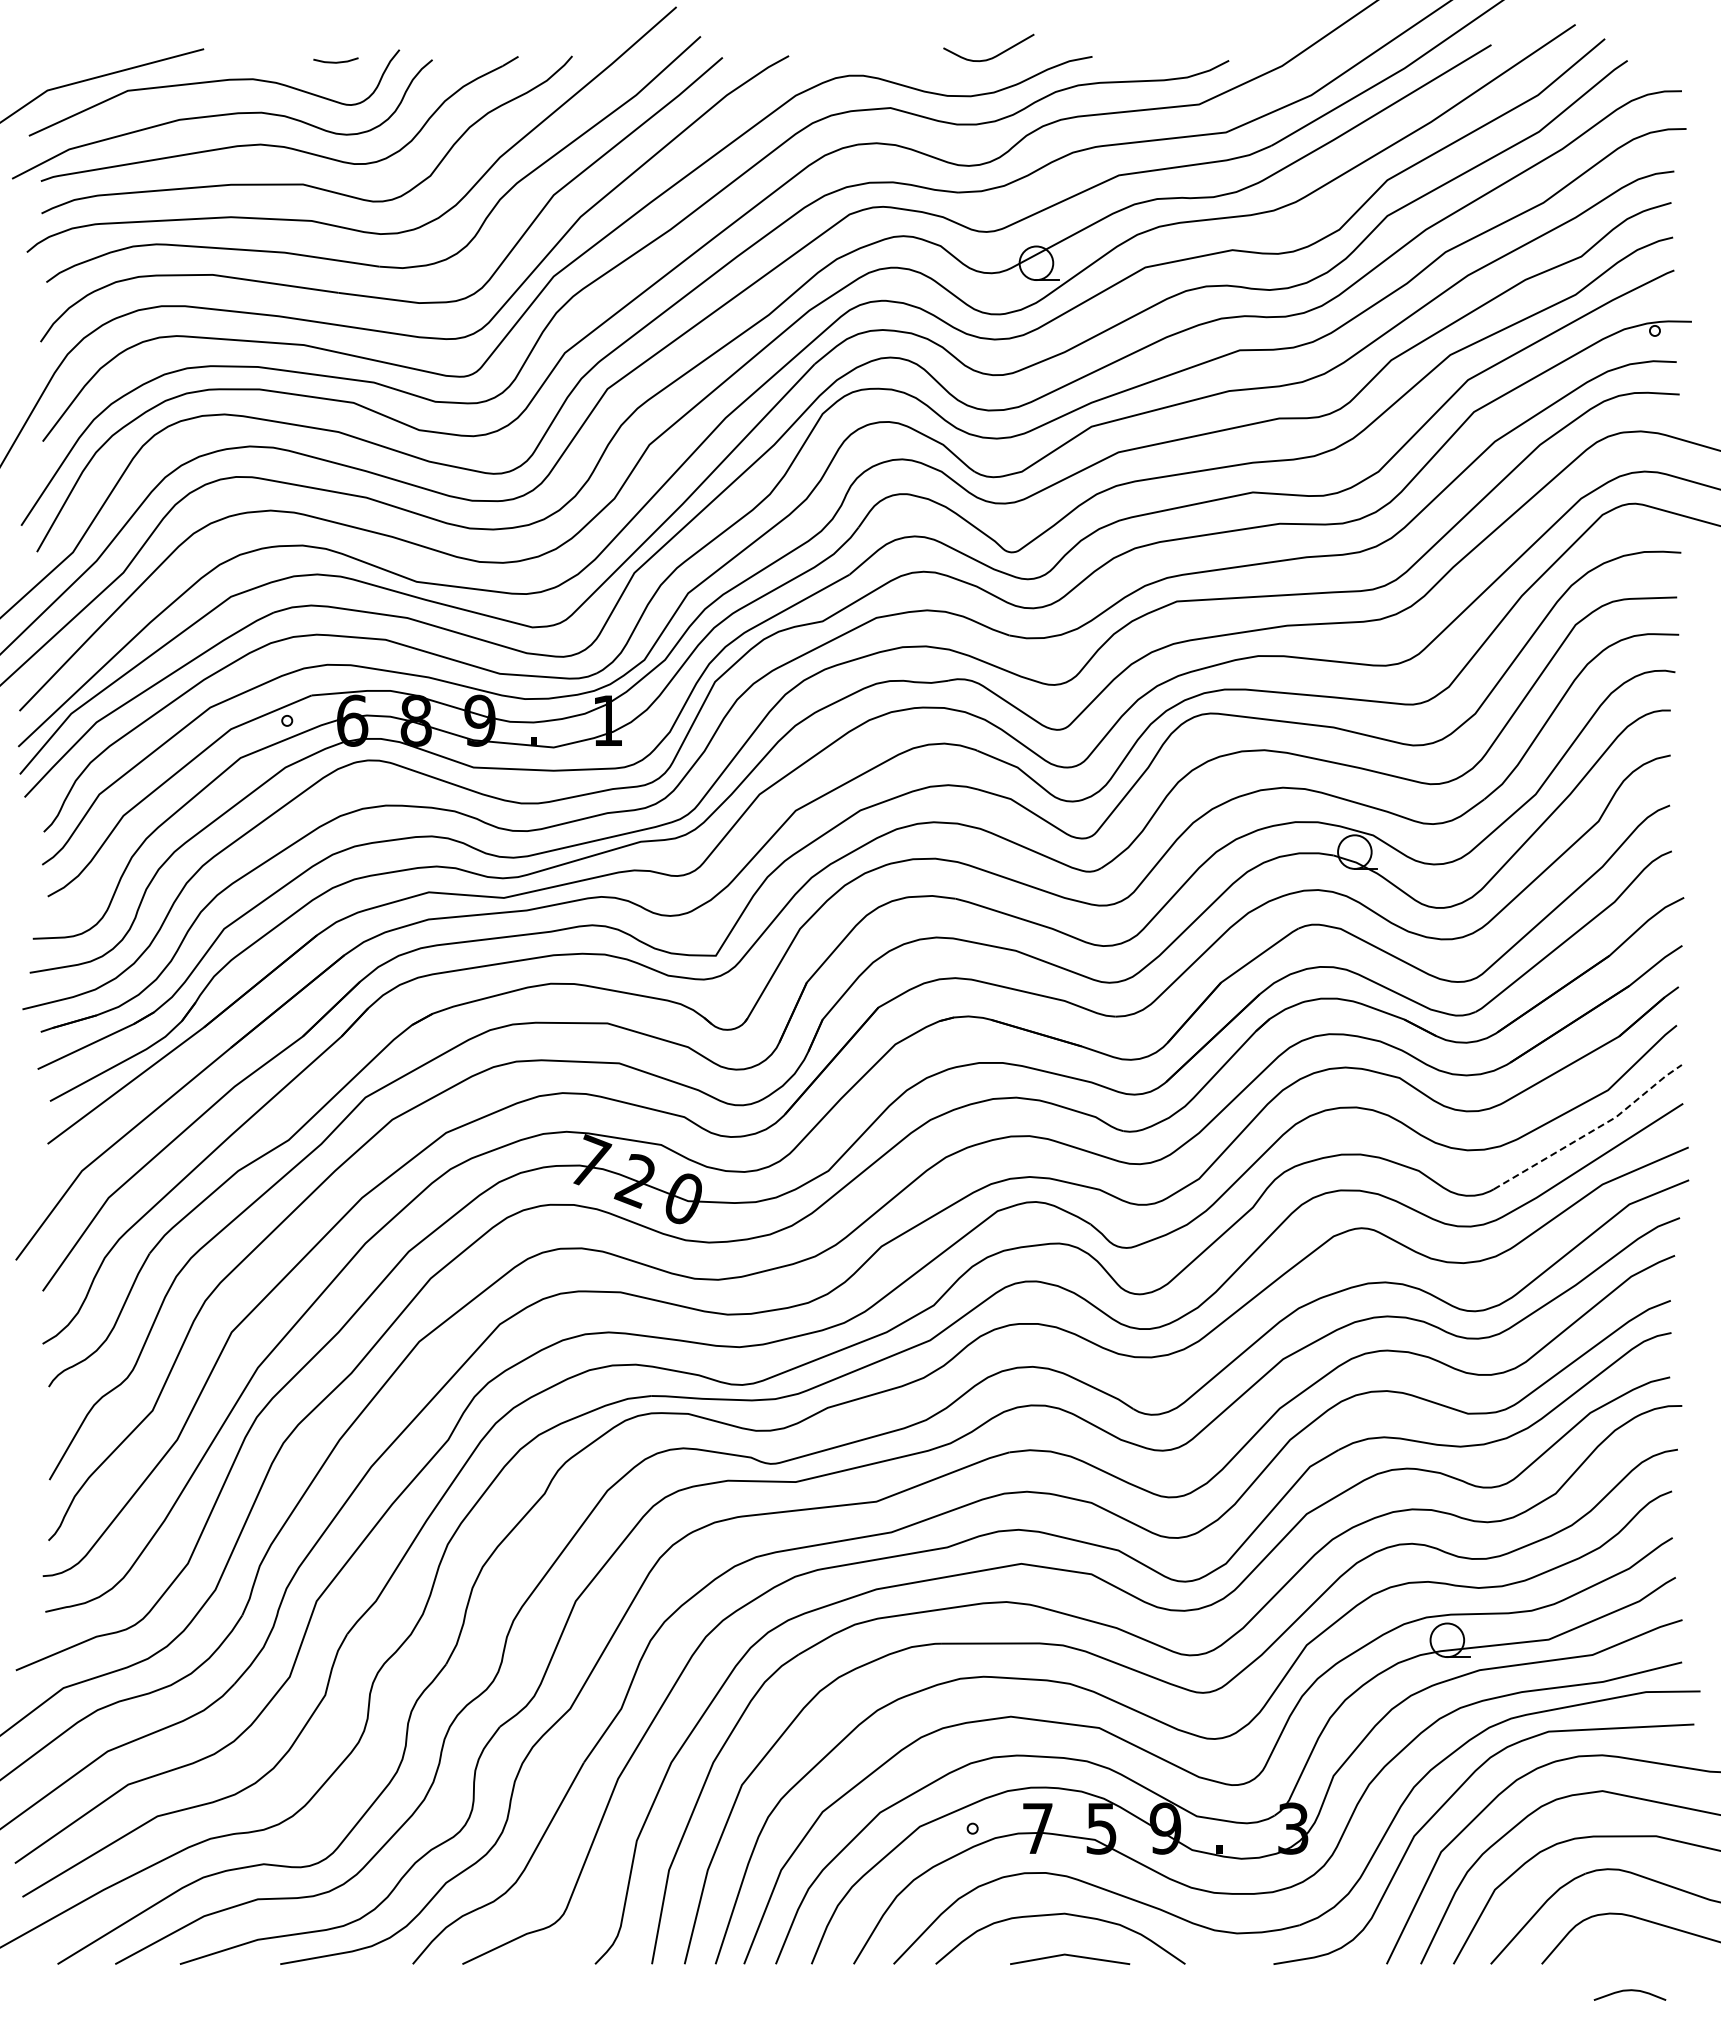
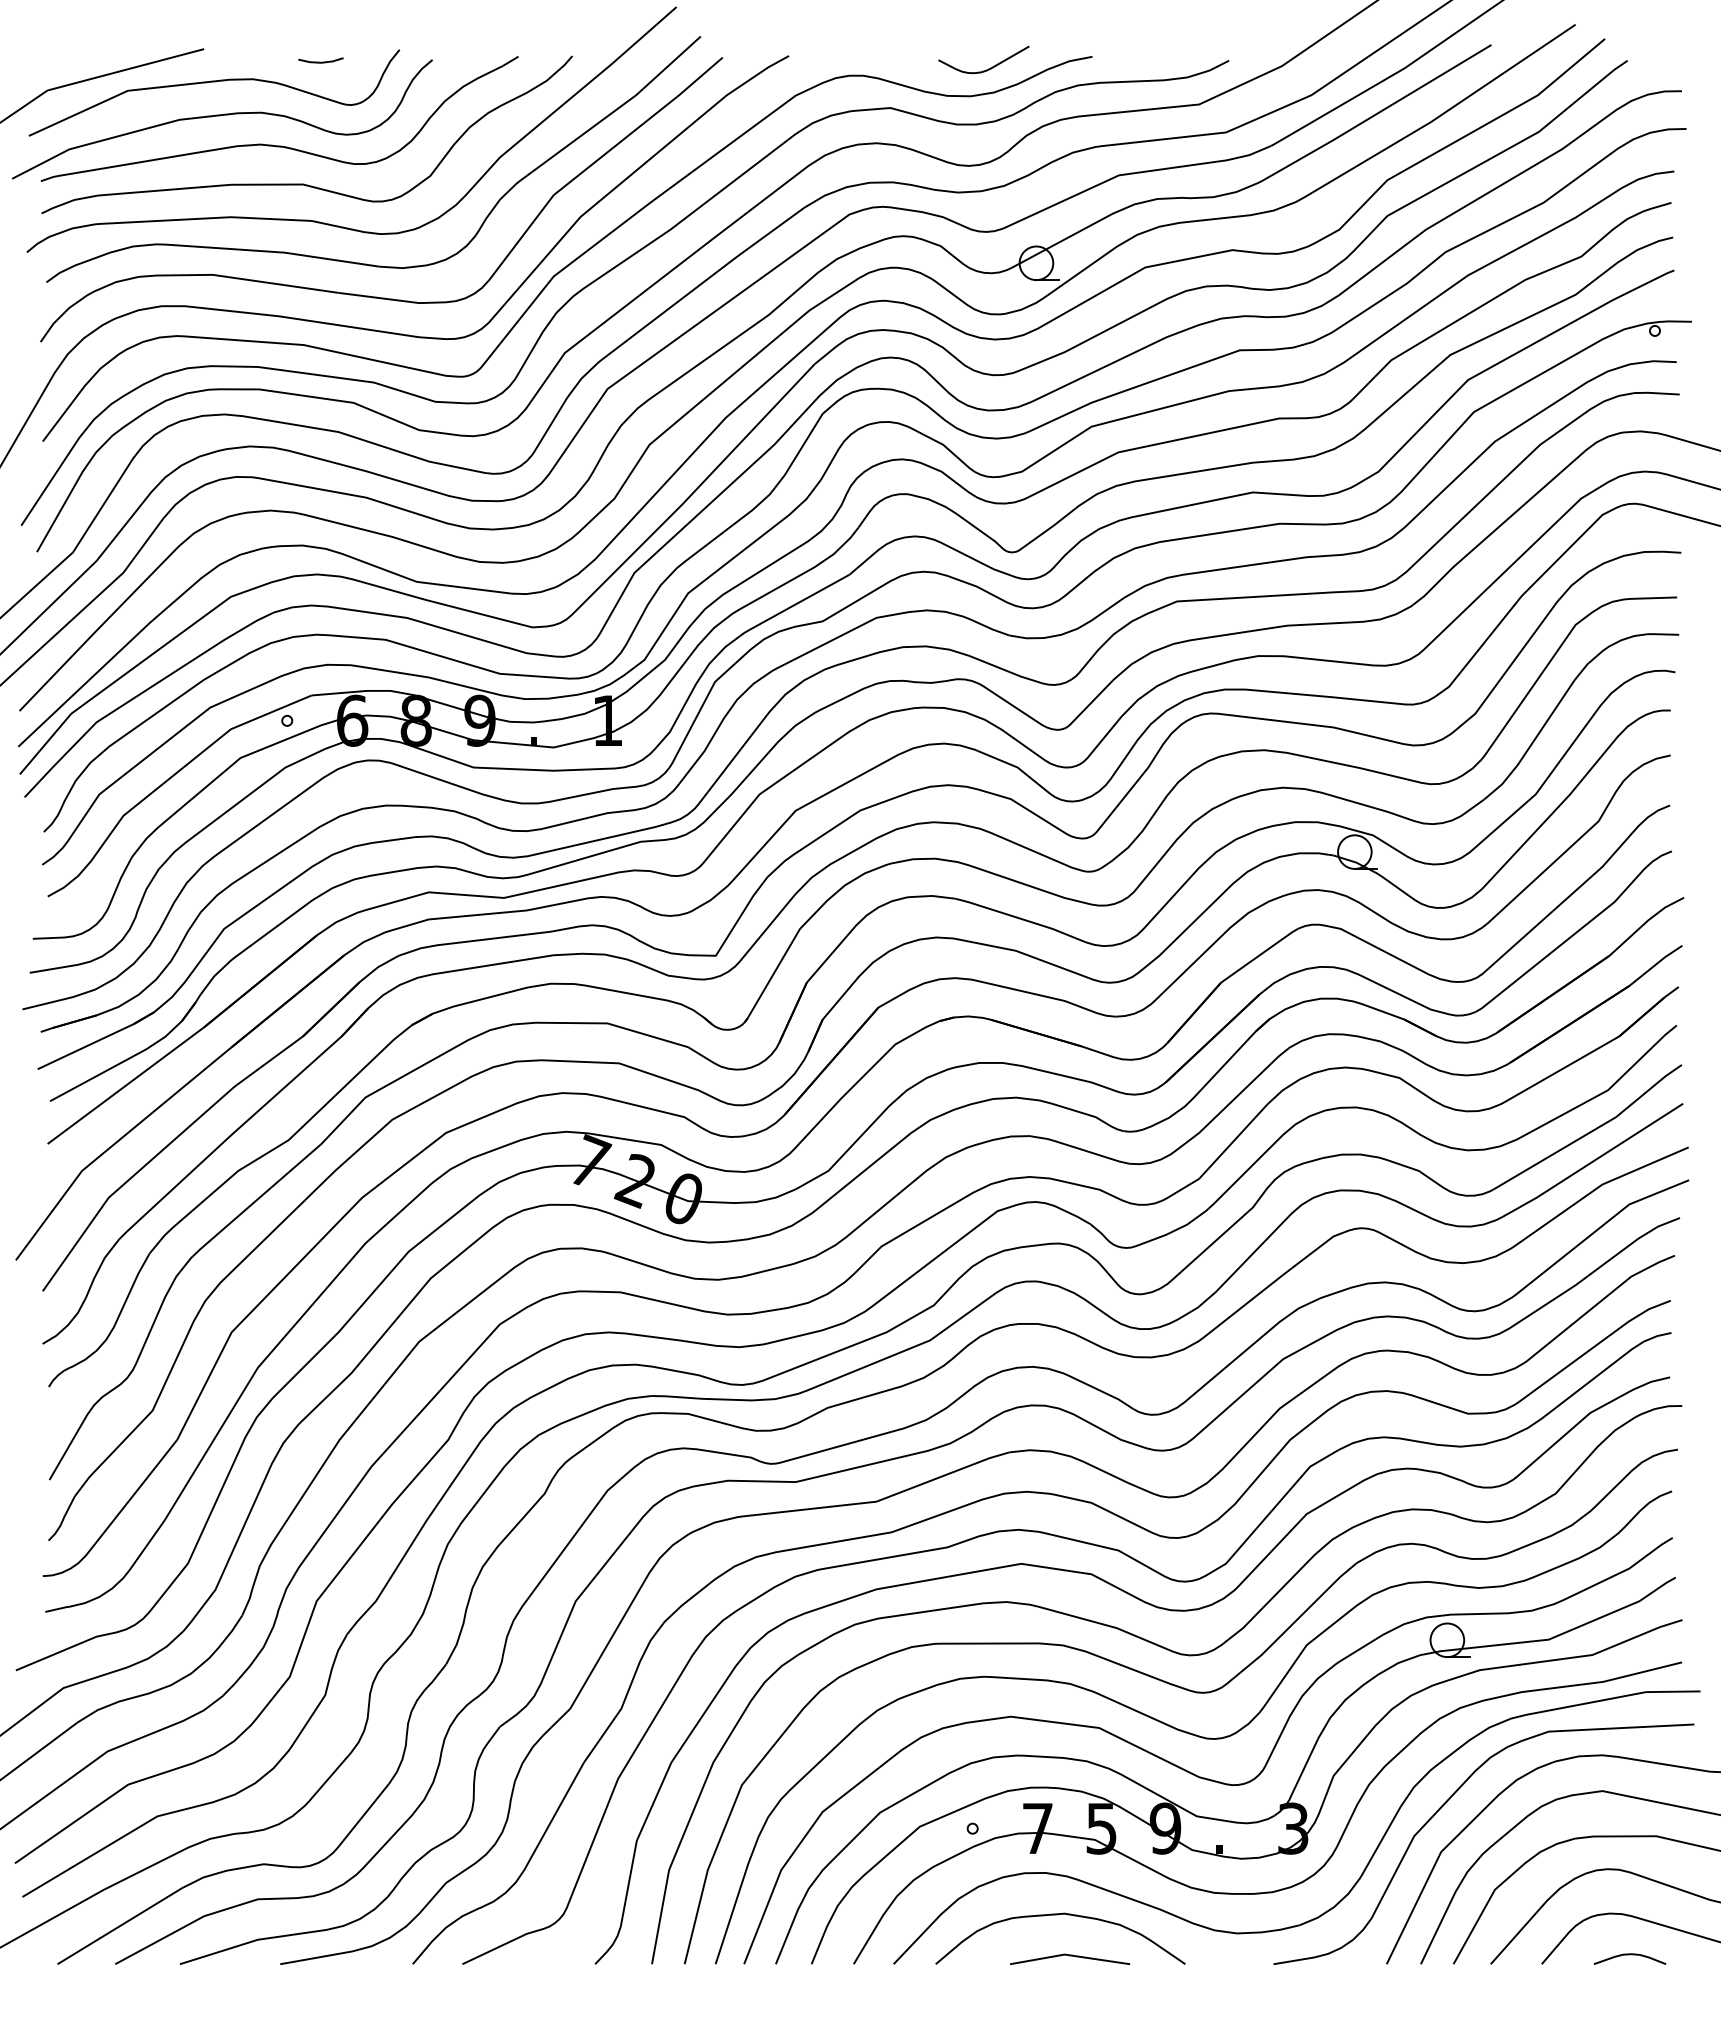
curve position: (993, 56) -> (988, 68) (988, 68)
line position: (335, 61) -> (320, 61) (320, 61)
line: dashed -> solid (1592, 1131)
curve position: (1629, 1991) -> (1629, 1955) (1629, 1955)
